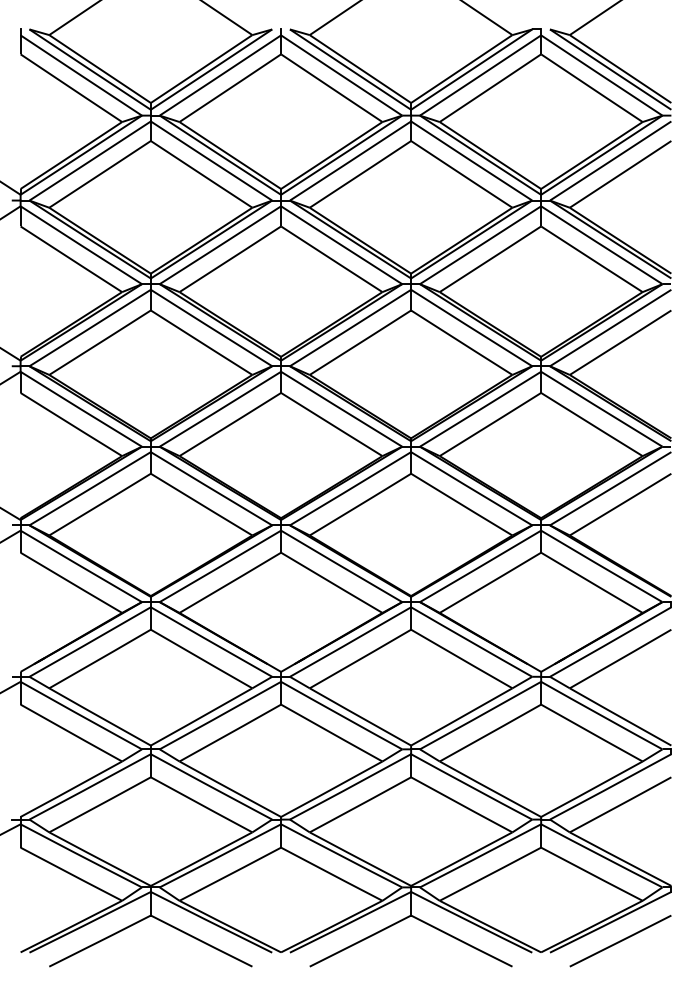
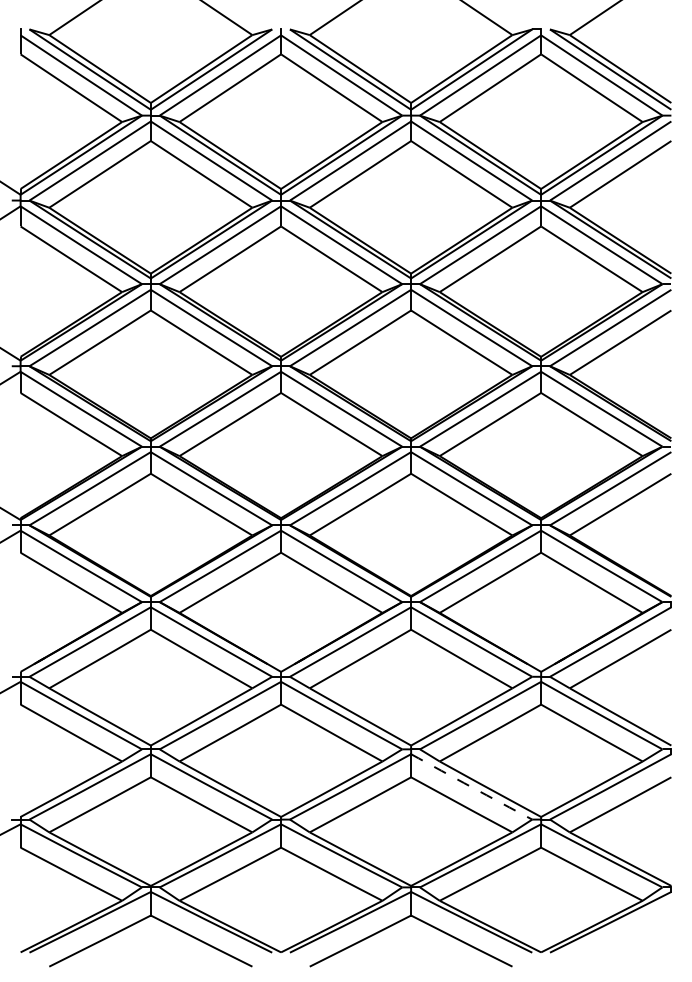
arc: solid -> dashed (471, 787)
line: present -> none (620, 941)
